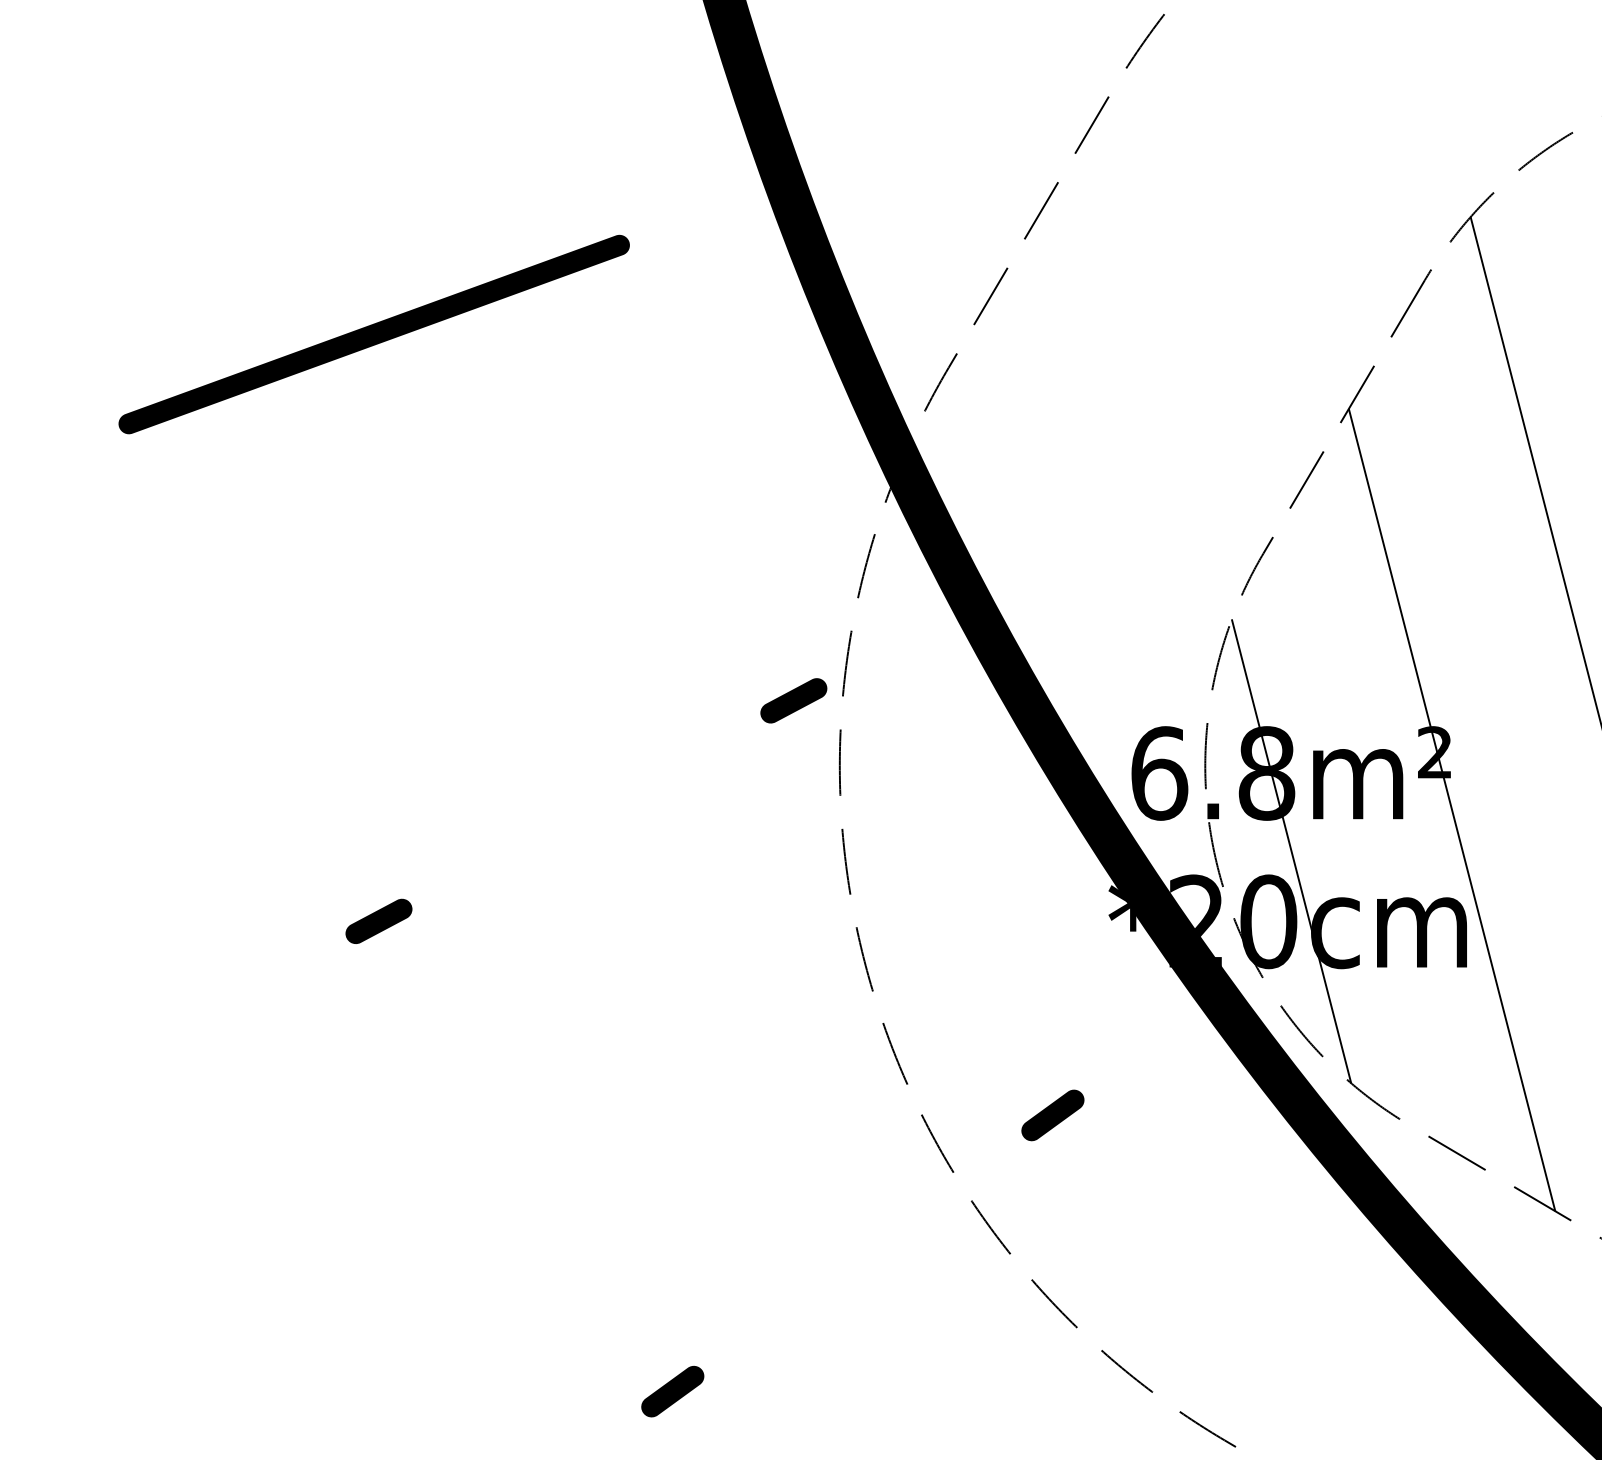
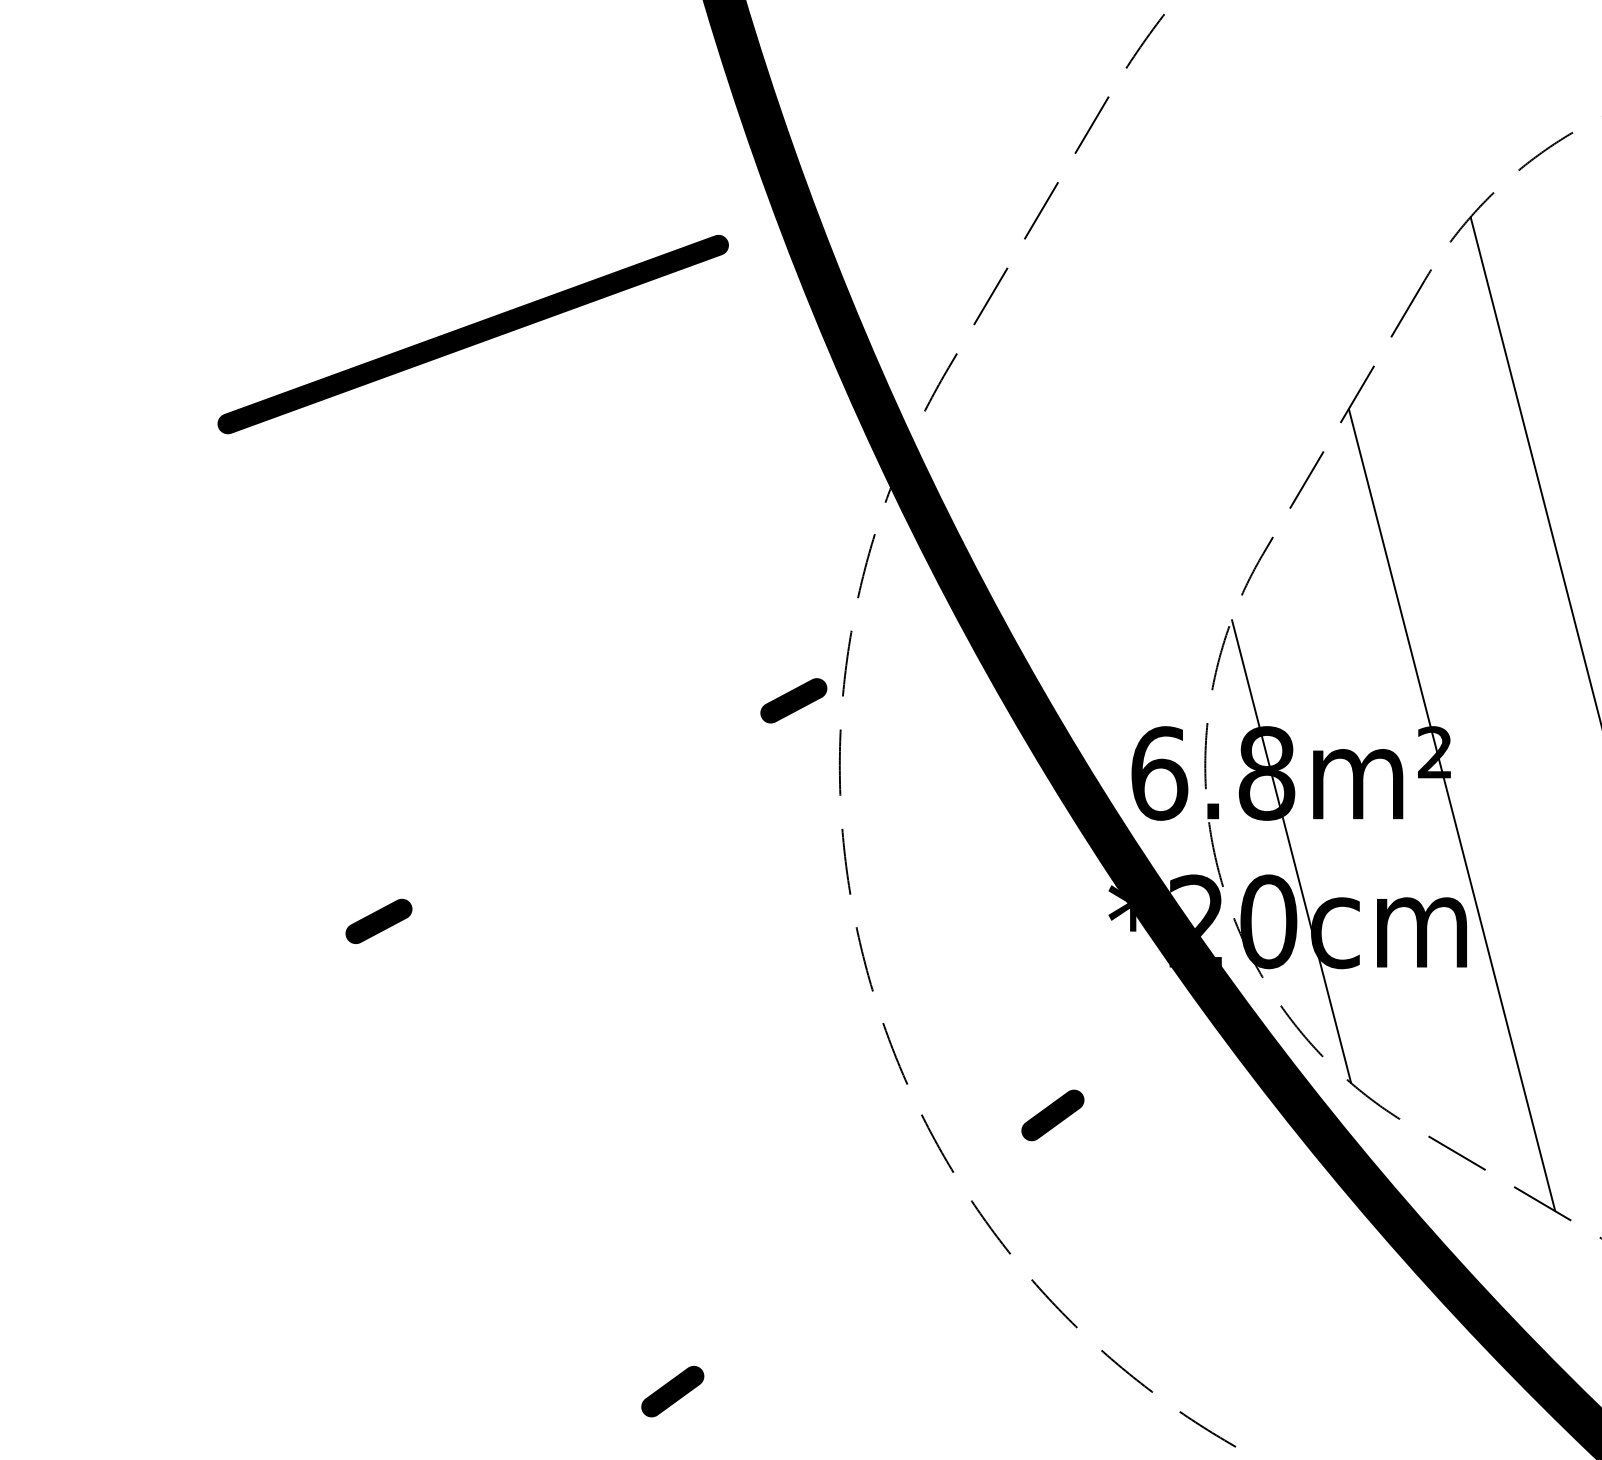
part position: (373, 334) -> (472, 334) (472, 334)
